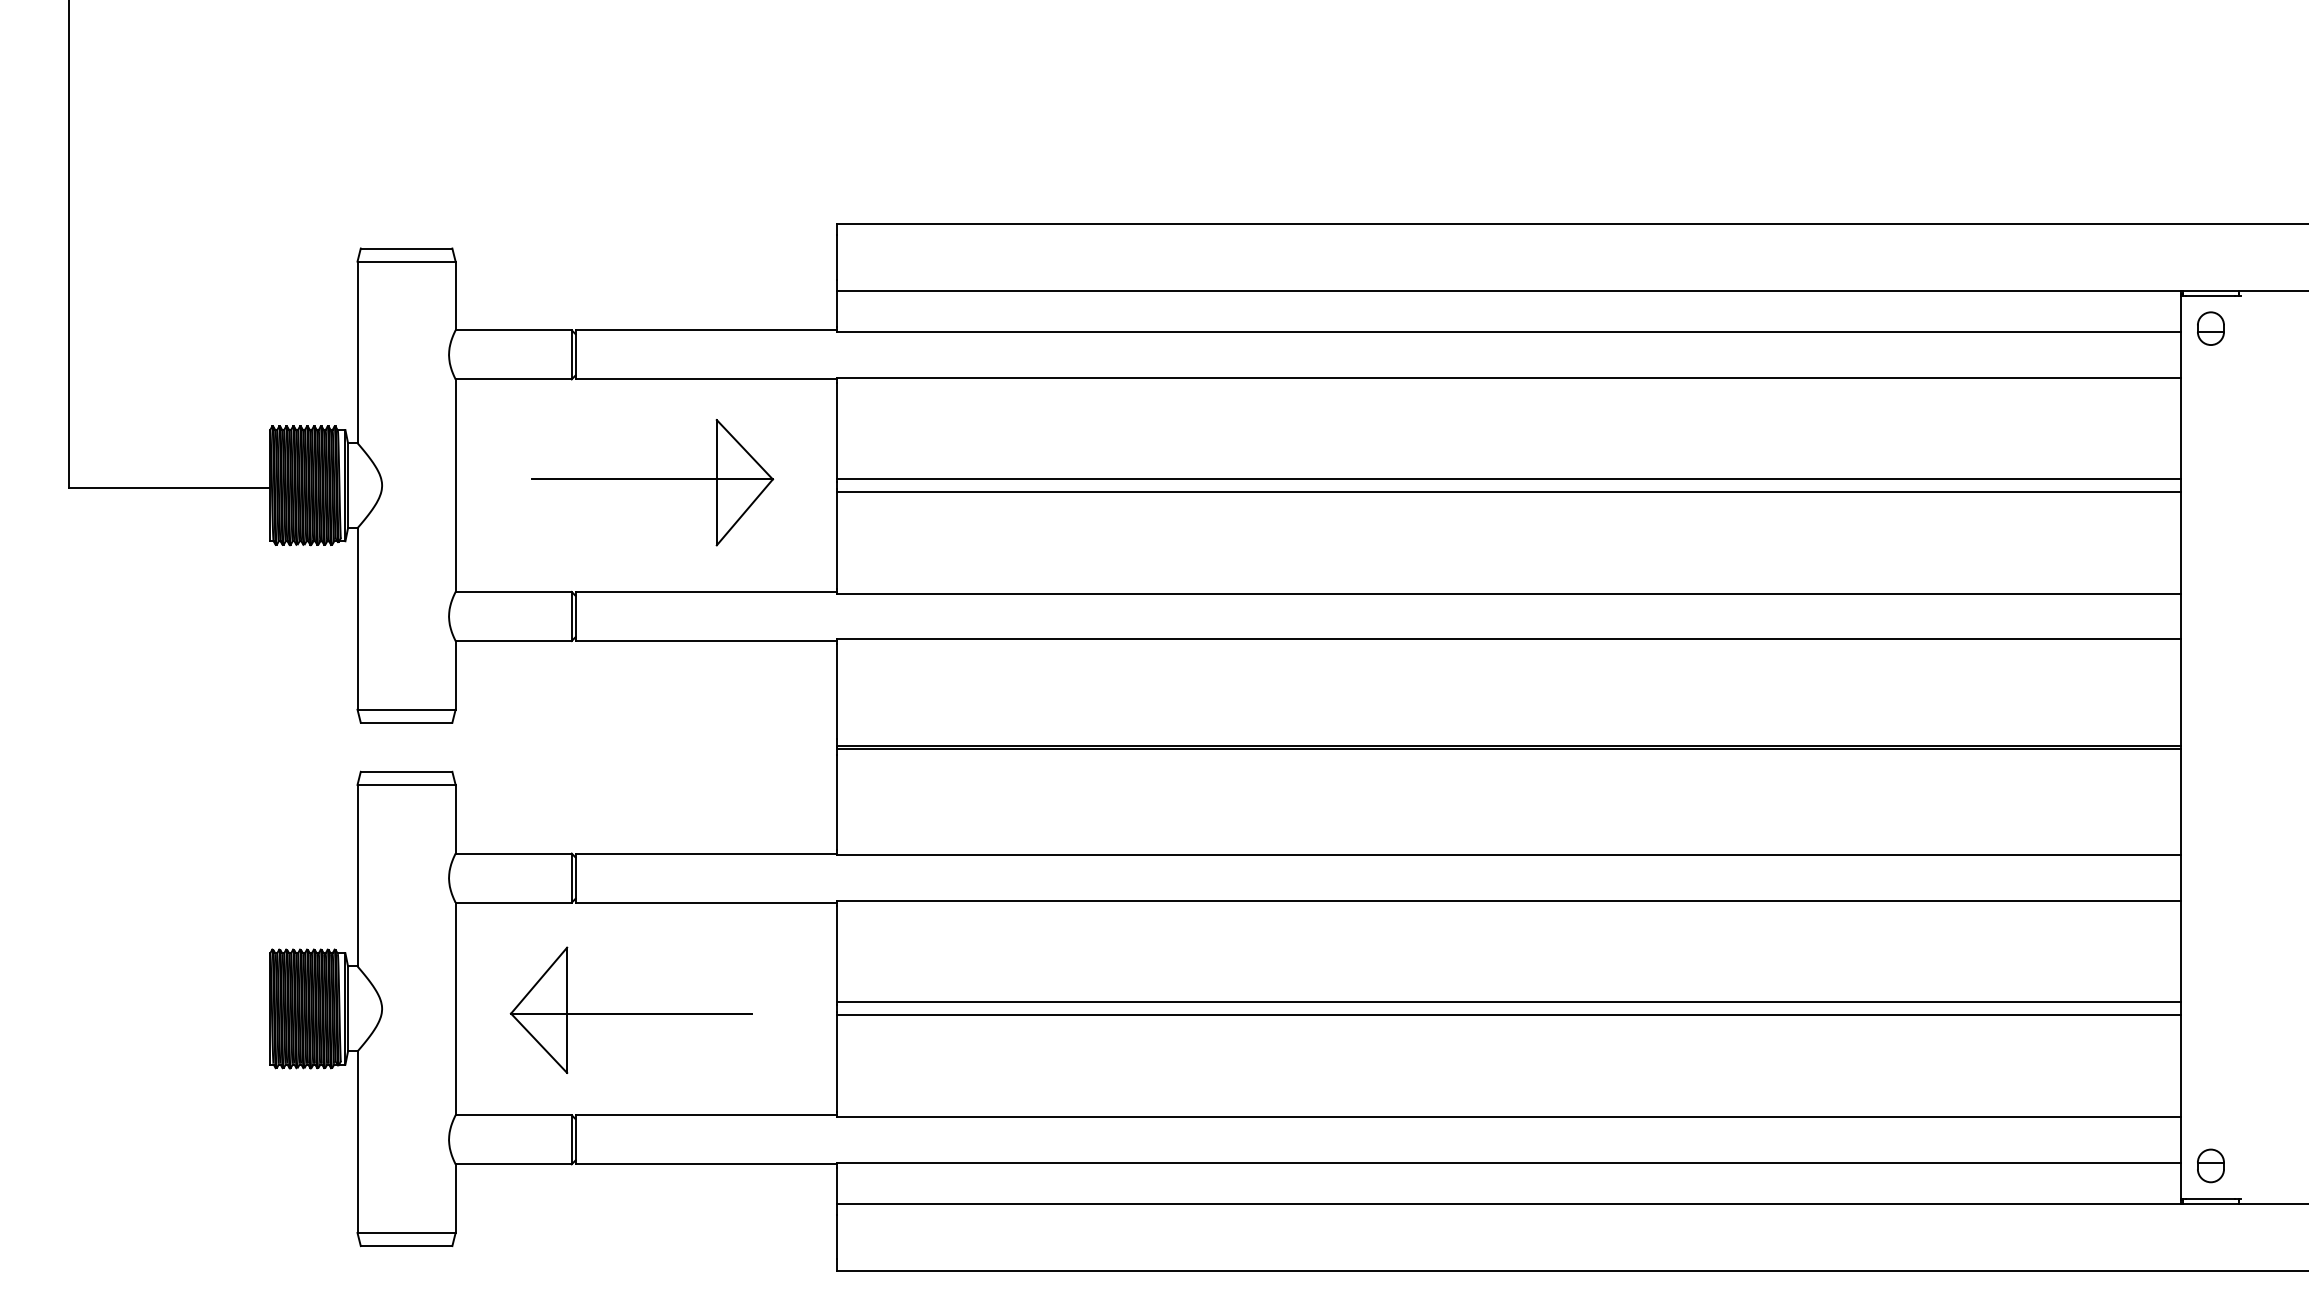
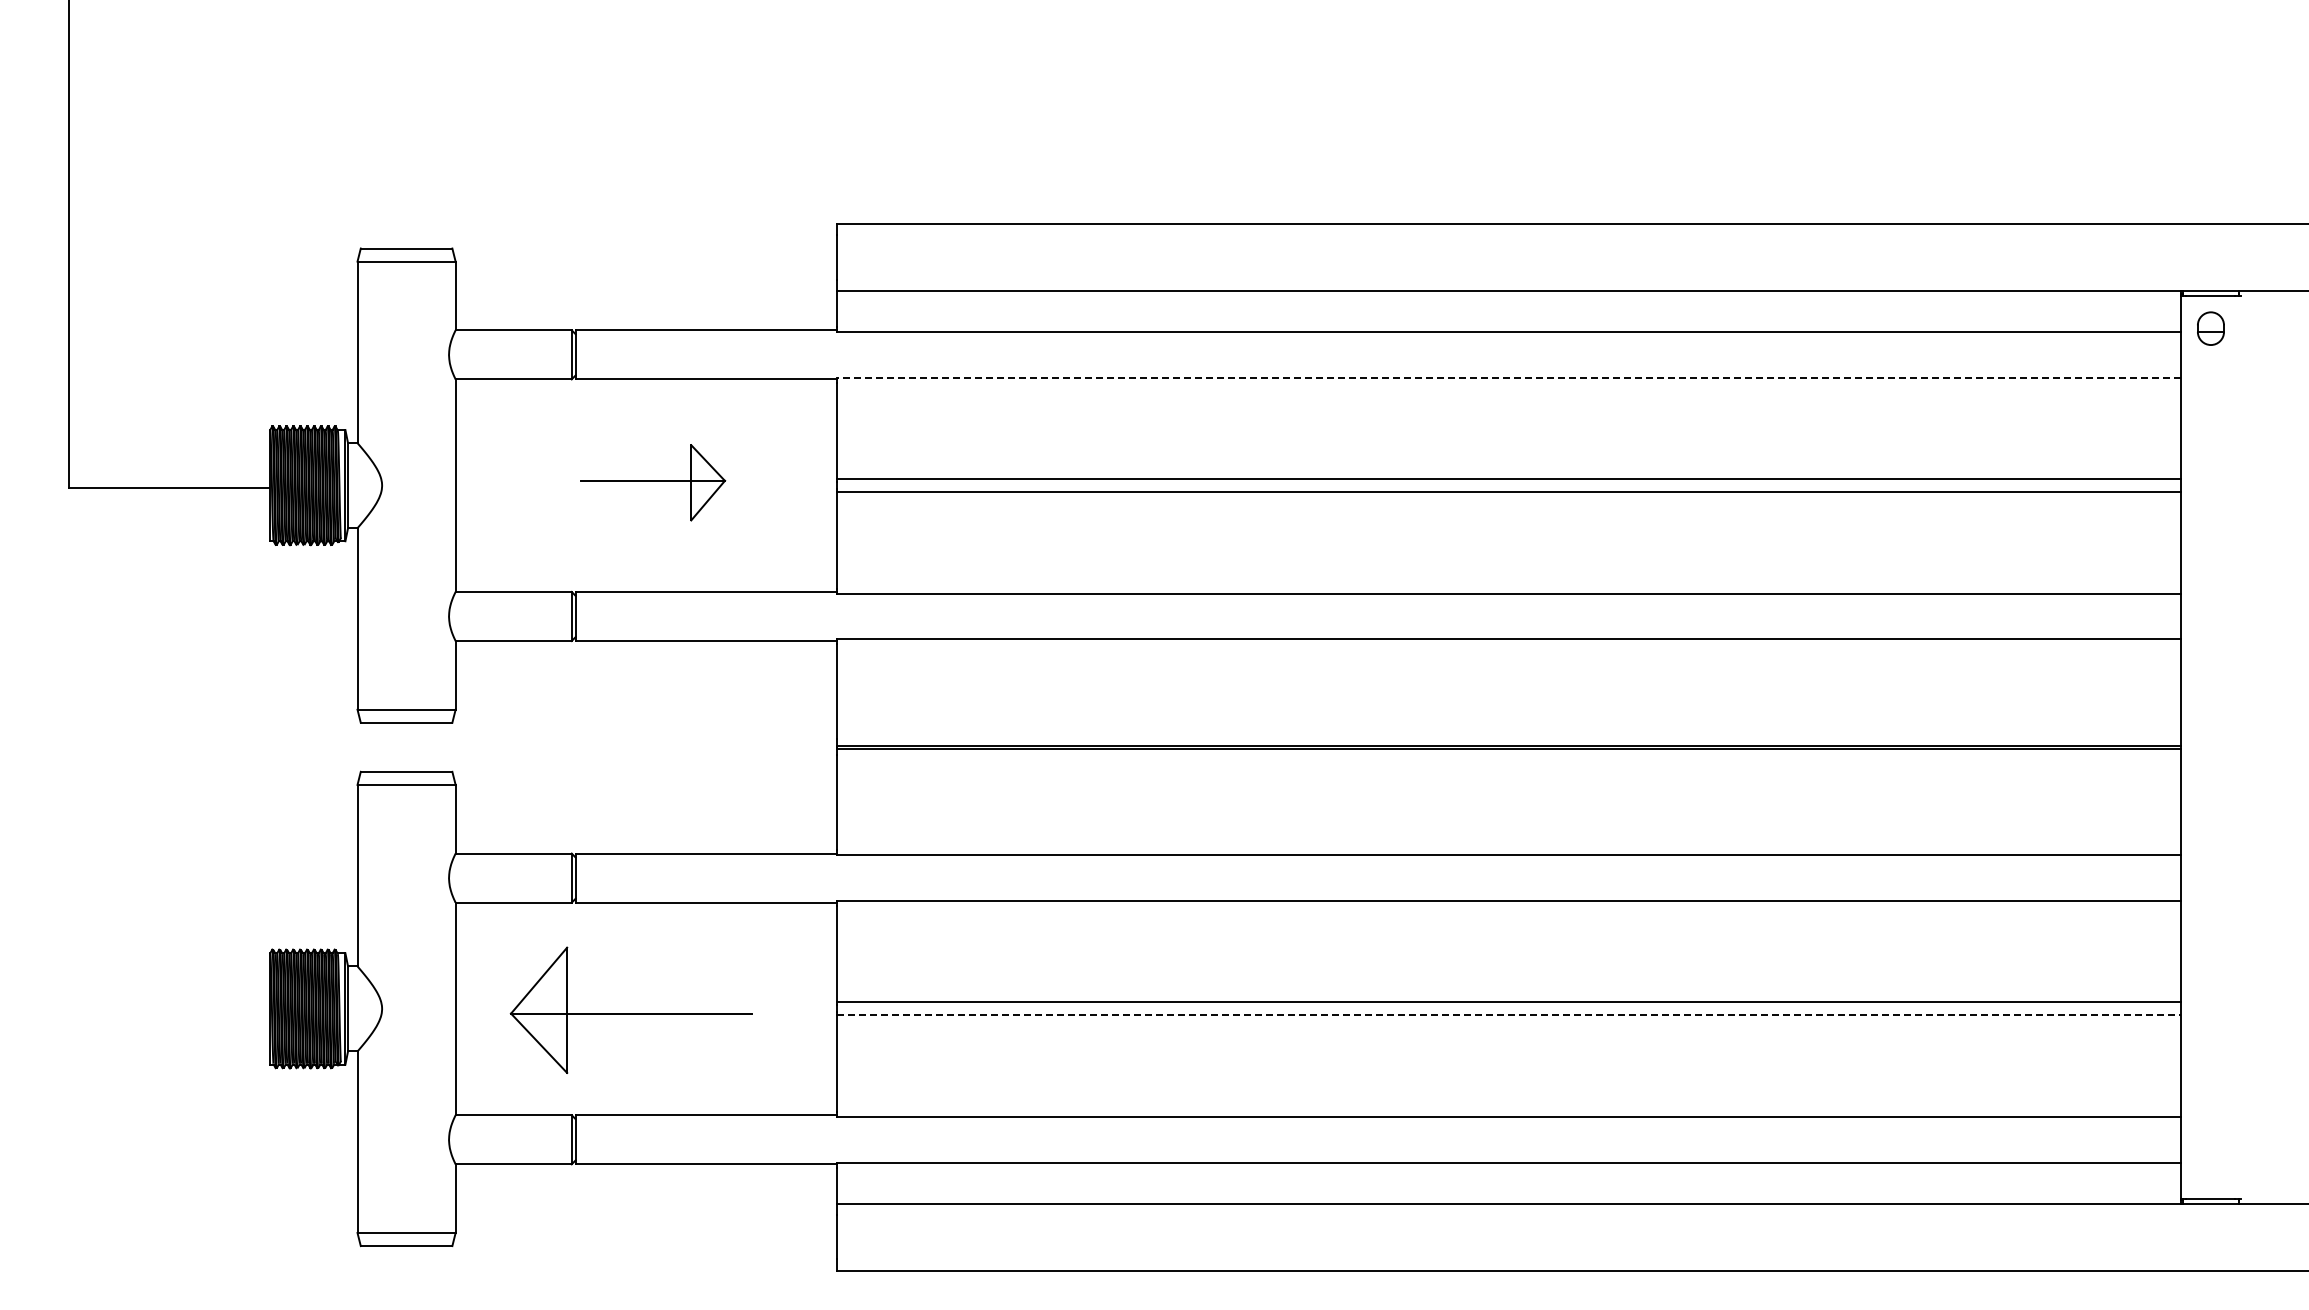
line: solid -> dashed (1509, 377)
part size: 244x128 px -> 147x78 px (653, 482)
line: solid -> dashed (1509, 1015)
part: present -> none (2210, 1165)
